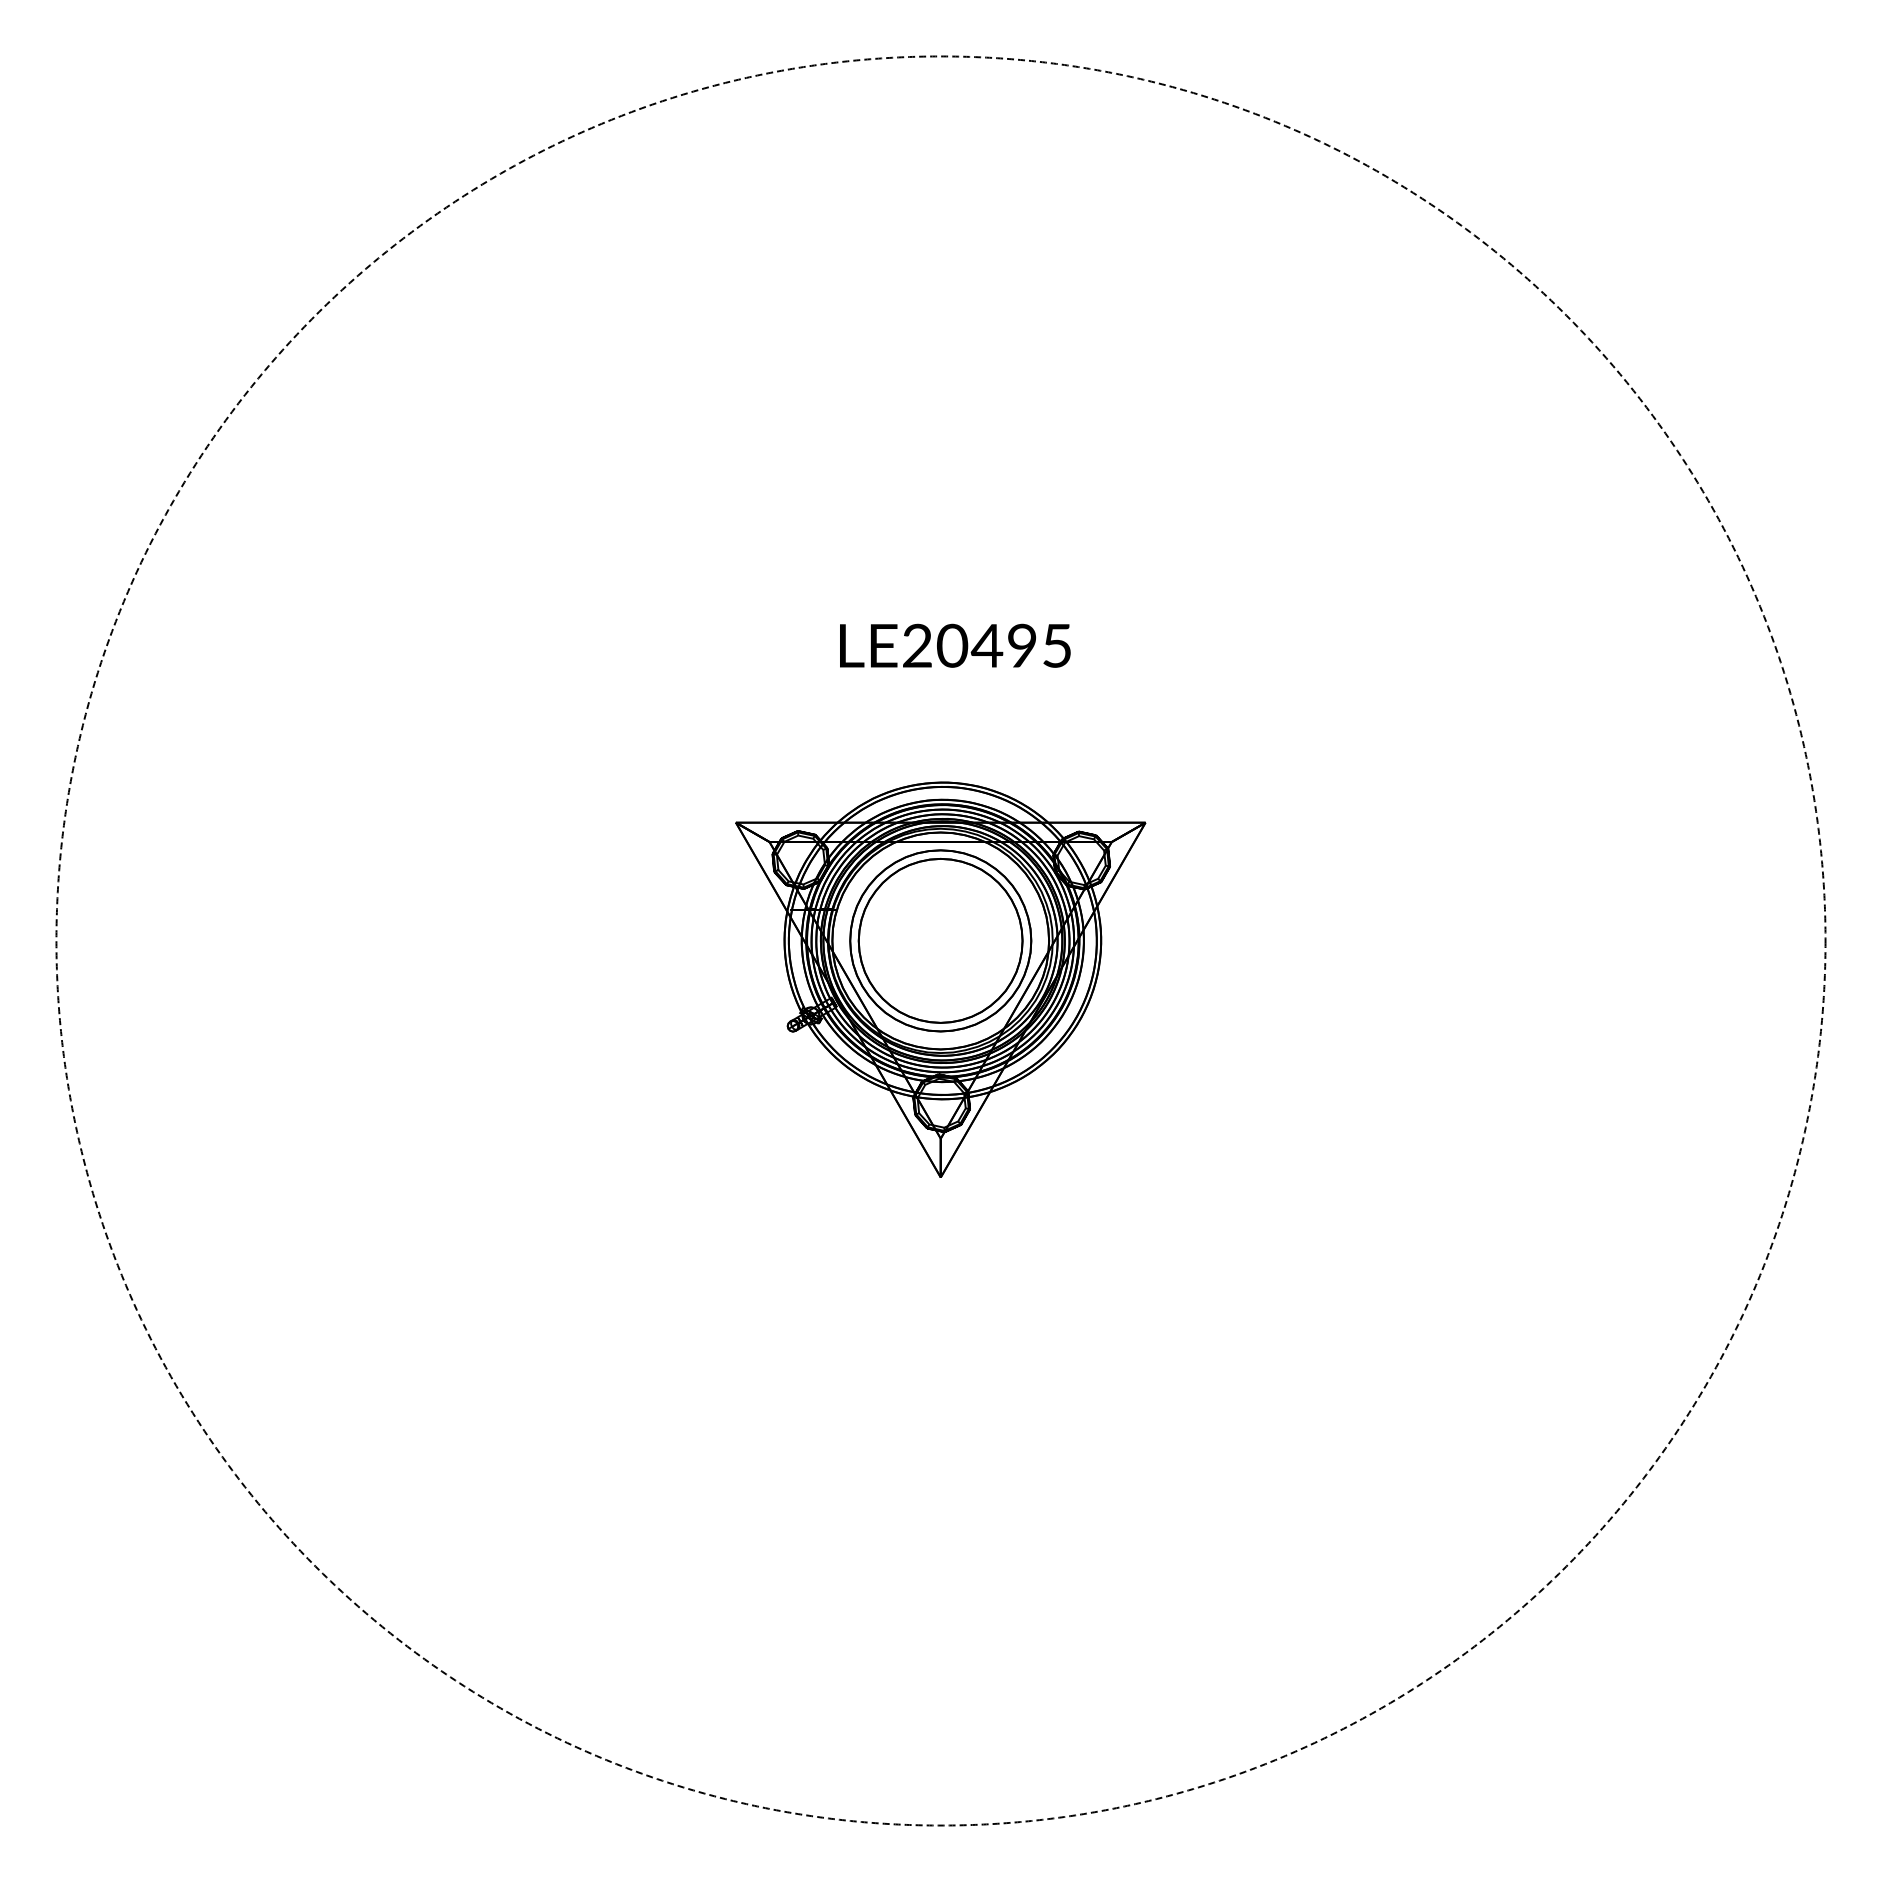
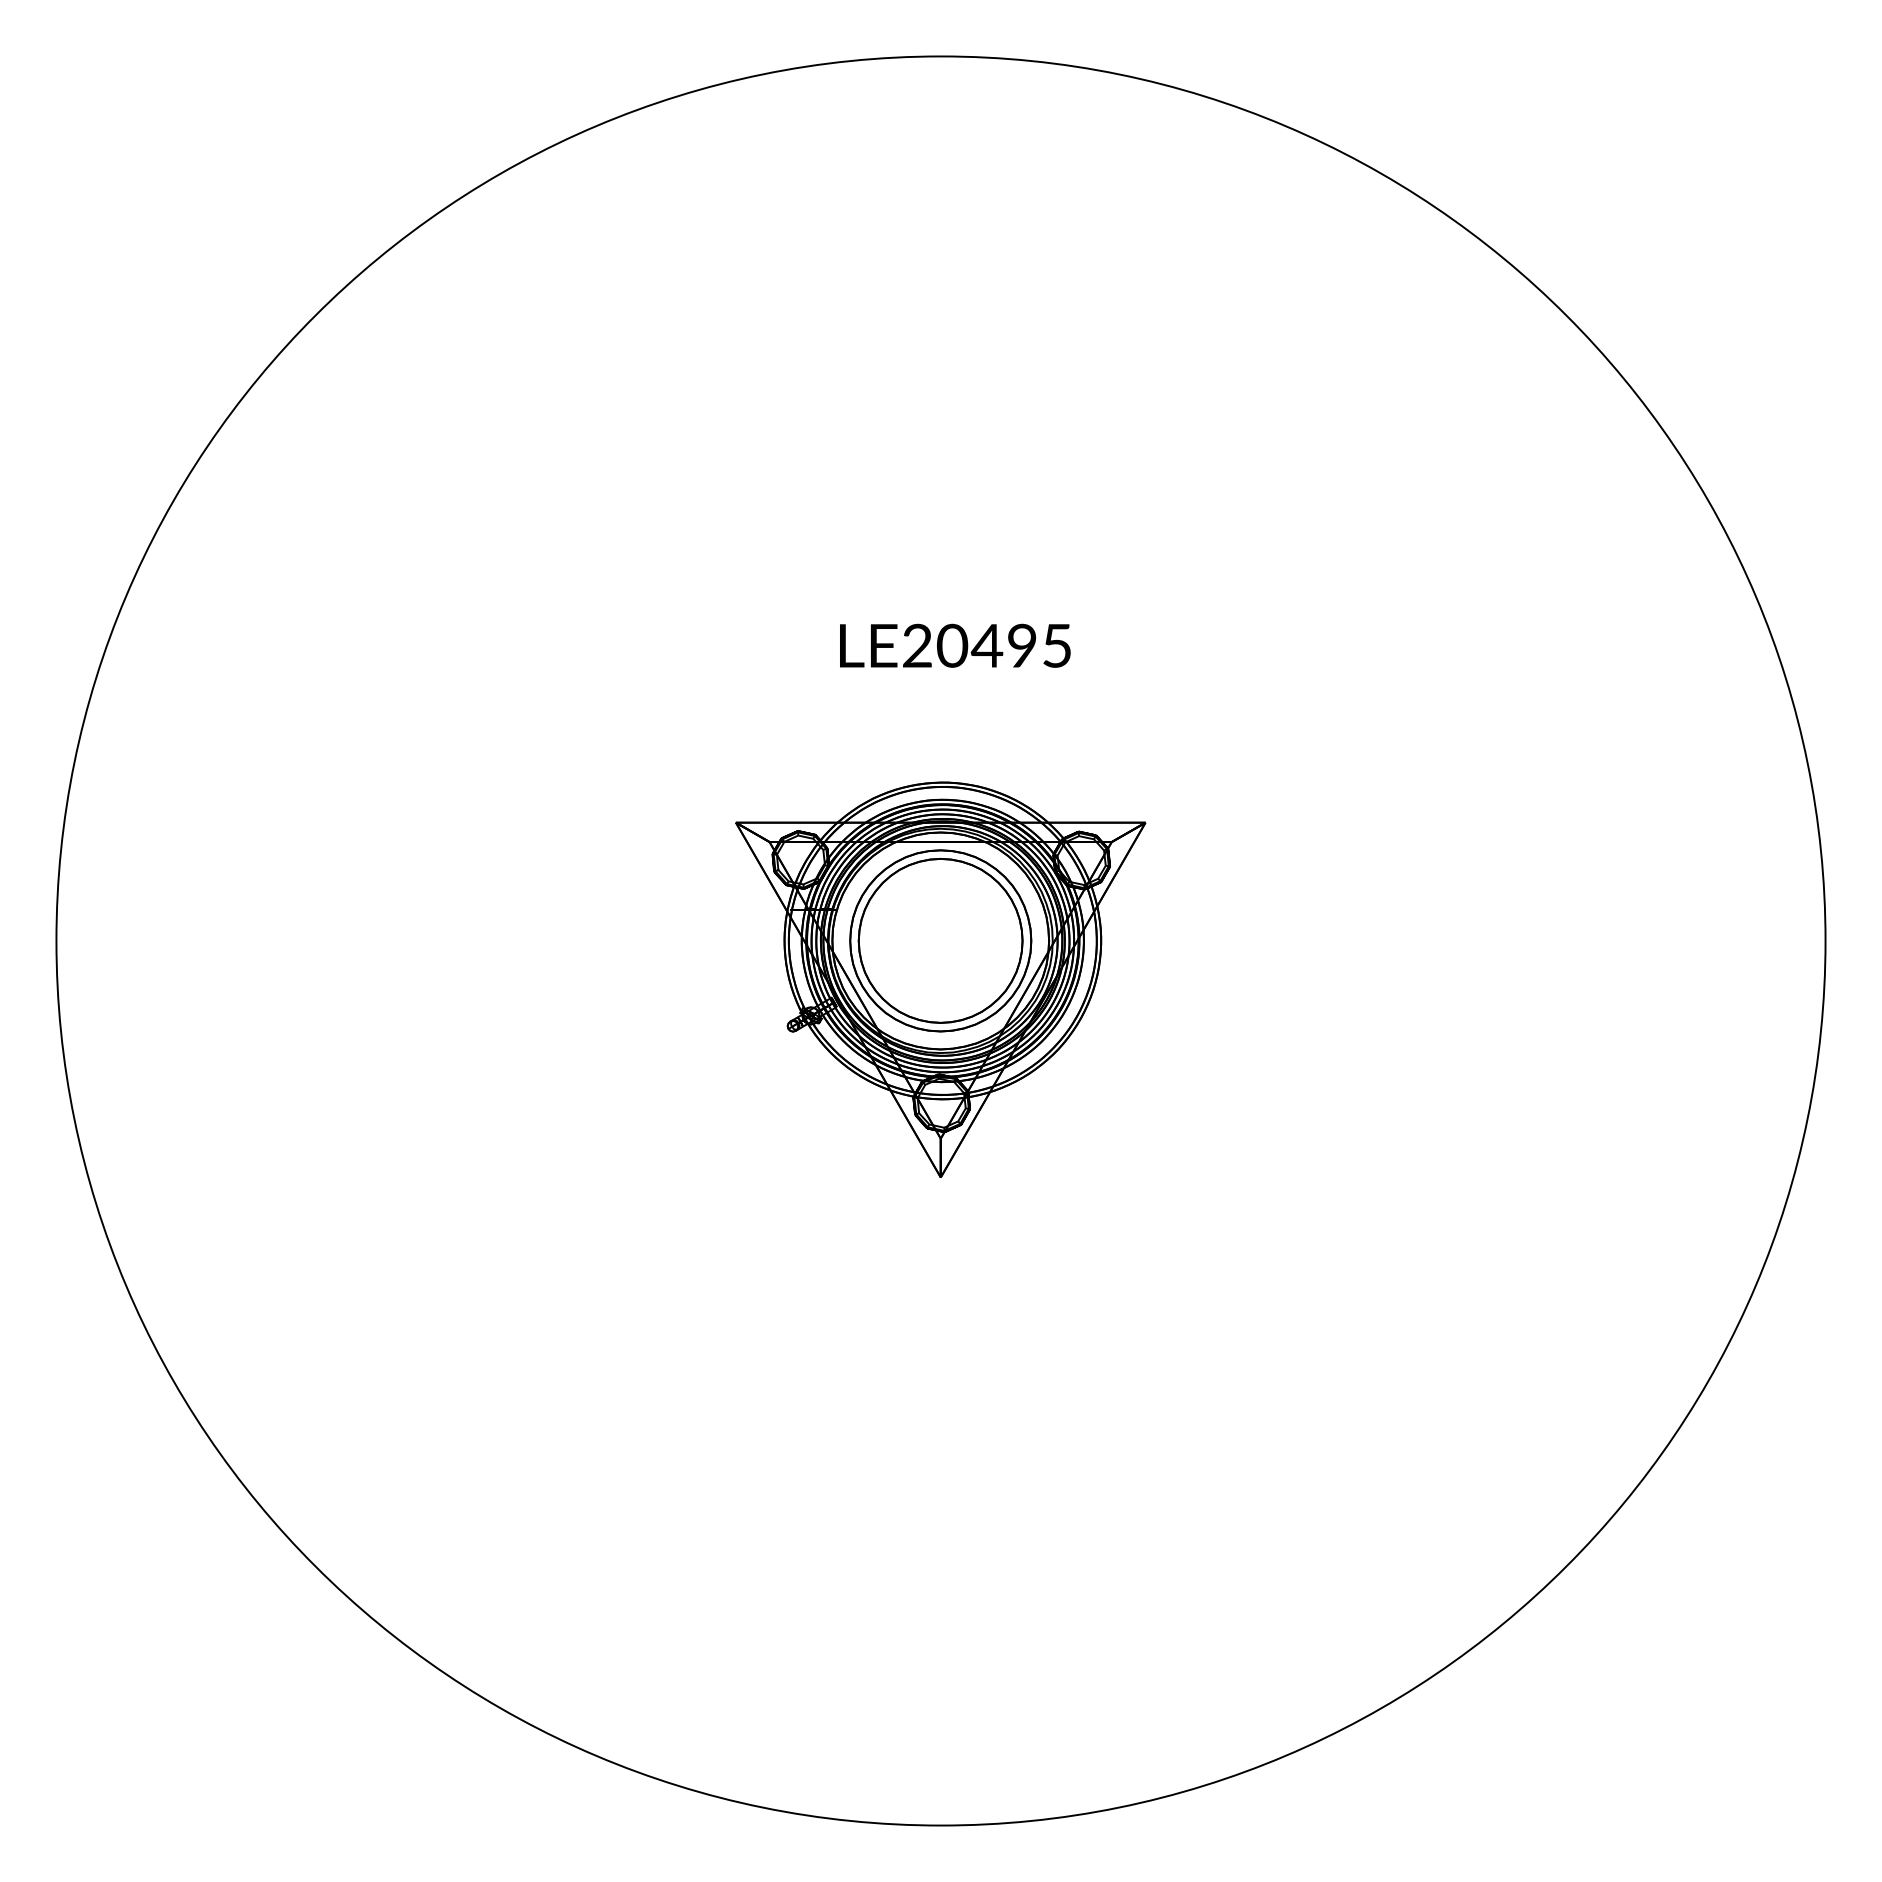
circle: dashed -> solid (940, 940)
